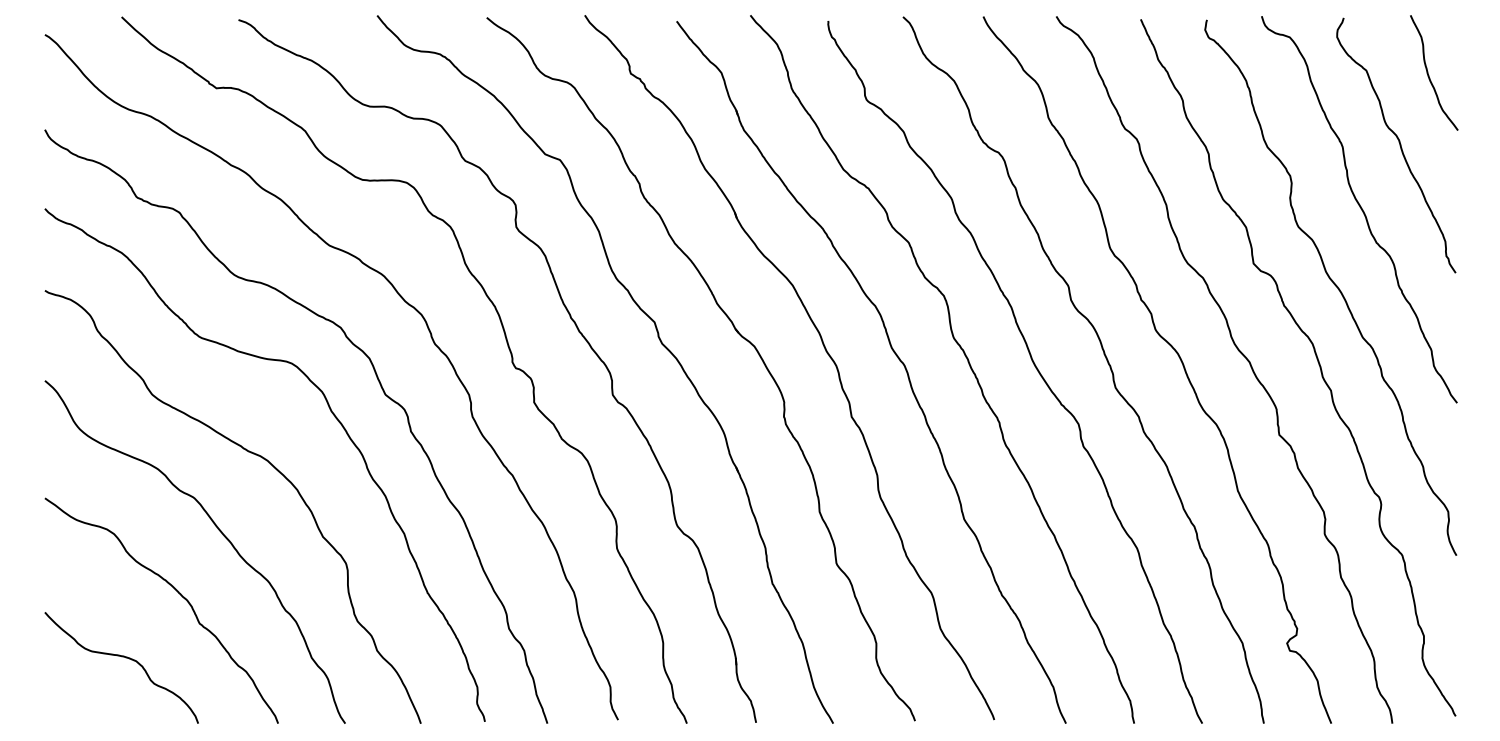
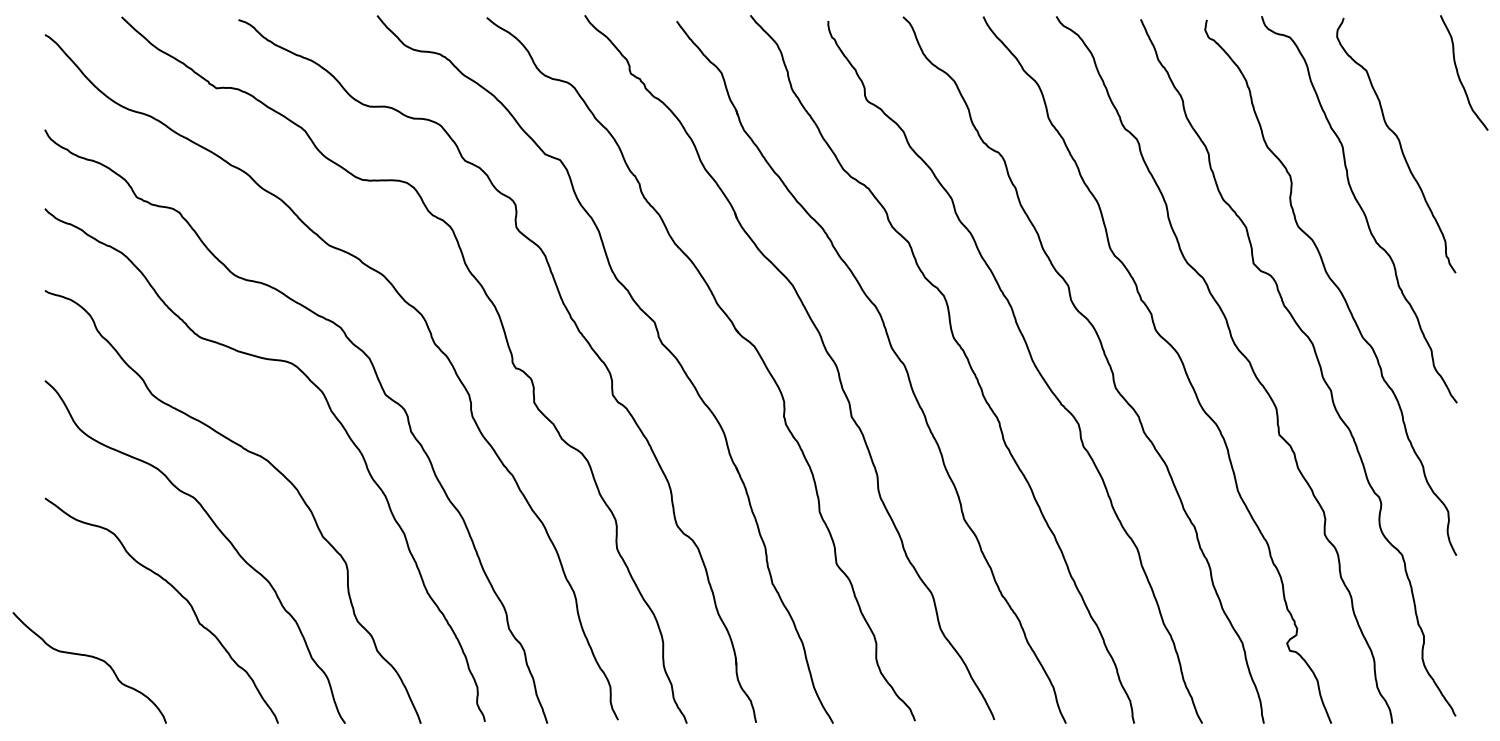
curve position: (1429, 75) -> (1459, 75) (1459, 75)
curve position: (125, 658) -> (93, 658) (93, 658)
